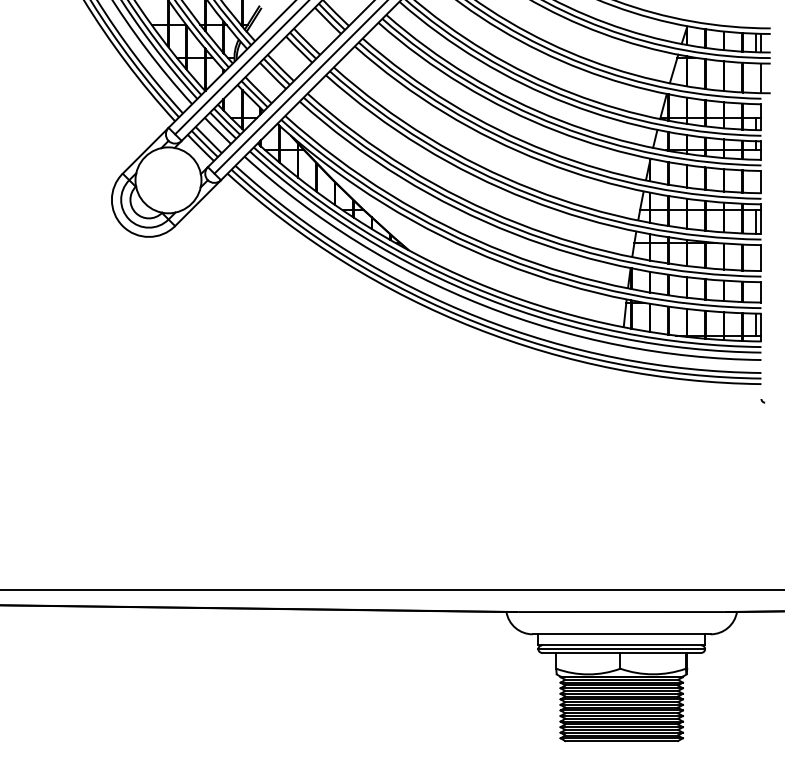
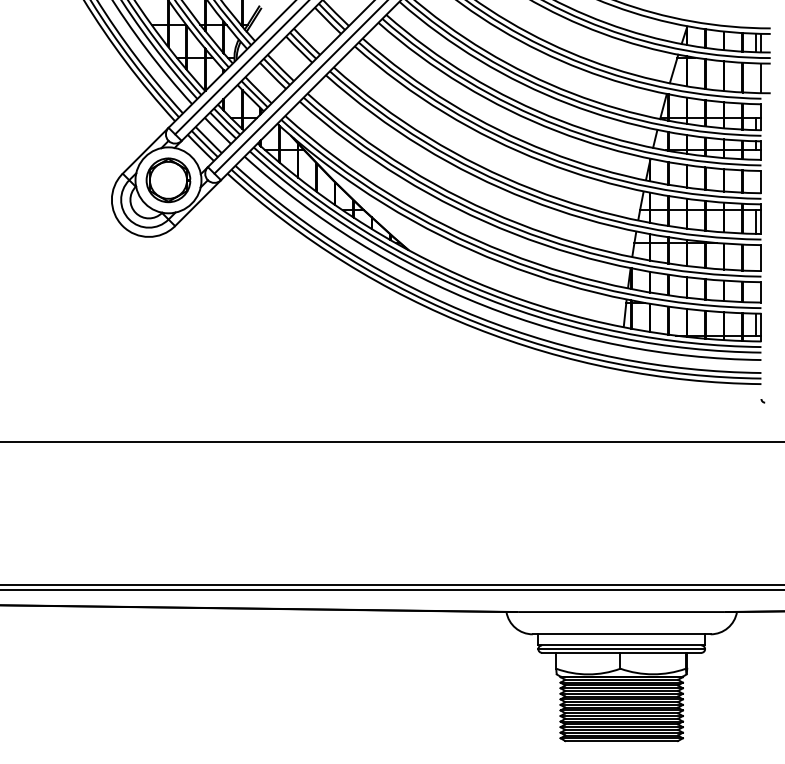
part: none -> present (168, 180)
line: none -> present (391, 441)
line: none -> present (391, 585)
